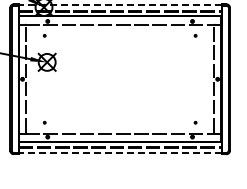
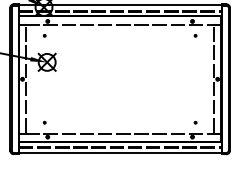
line: dashed -> solid (119, 5)
line: dashed -> solid (119, 153)
